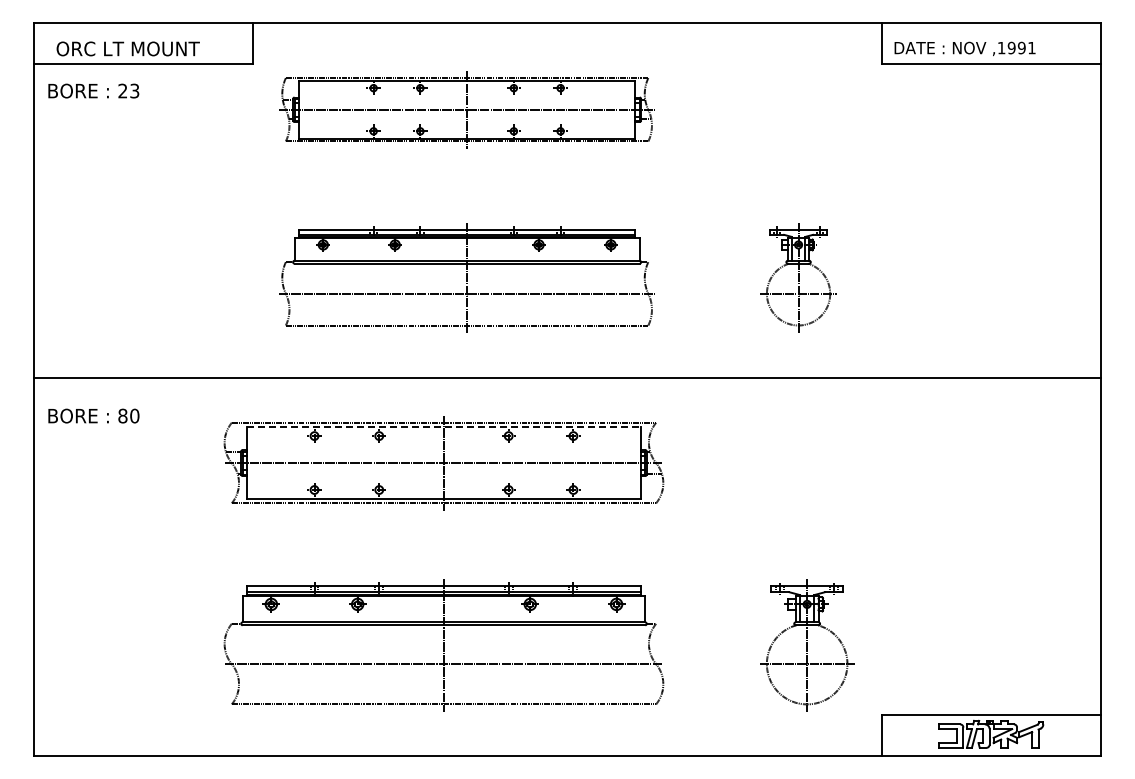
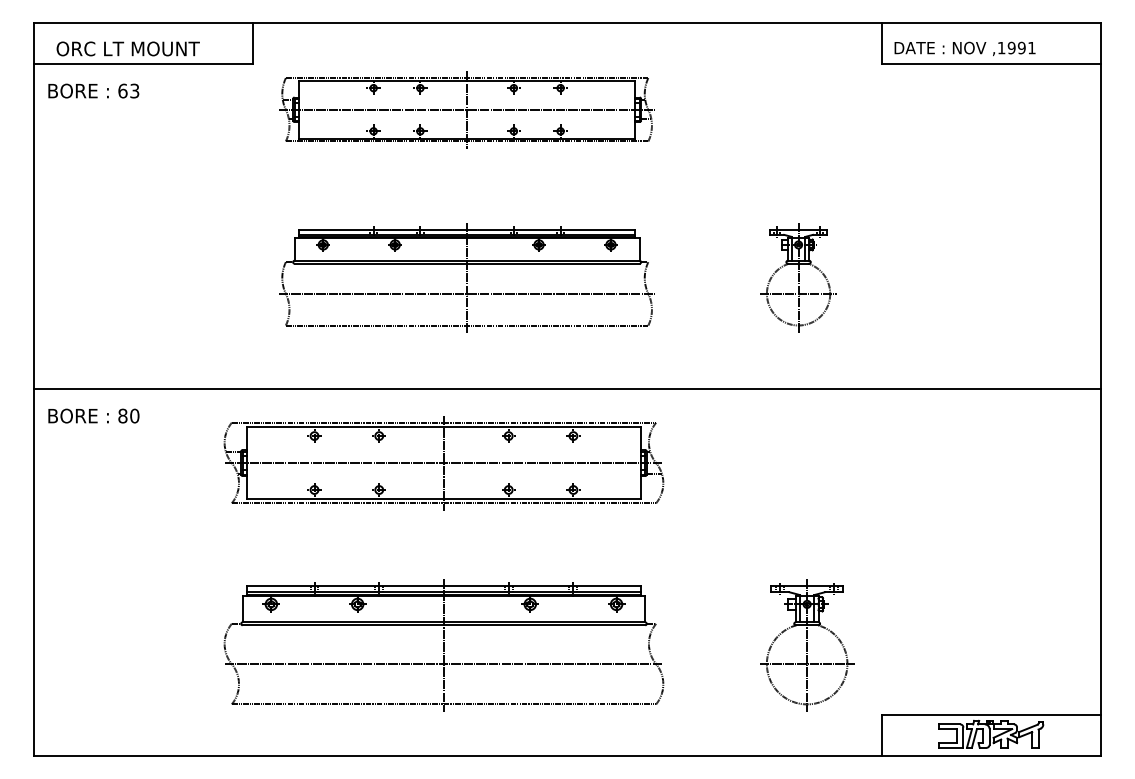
text: 23 -> 63 (122, 90)
line position: (567, 378) -> (567, 389) (567, 389)
line: dashed -> solid (444, 427)
